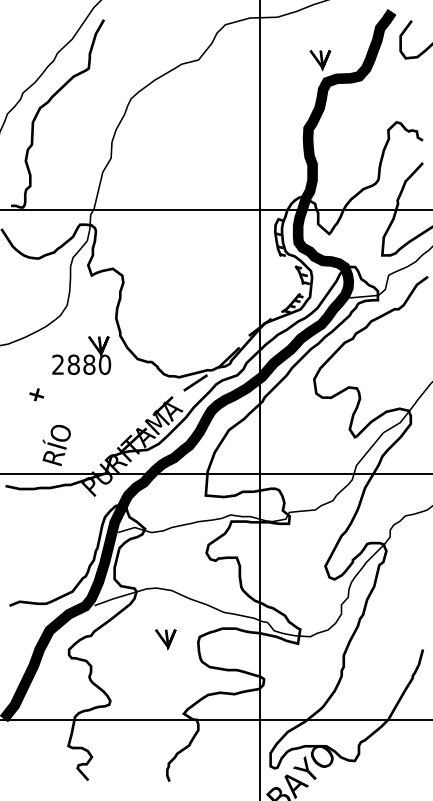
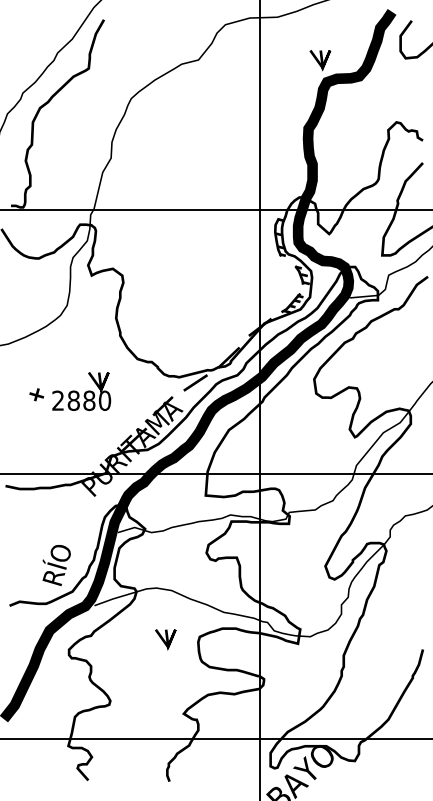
text position: (81, 355) -> (81, 391) (81, 391)
text position: (56, 445) -> (56, 565) (56, 565)
line position: (215, 719) -> (215, 738) (215, 738)
